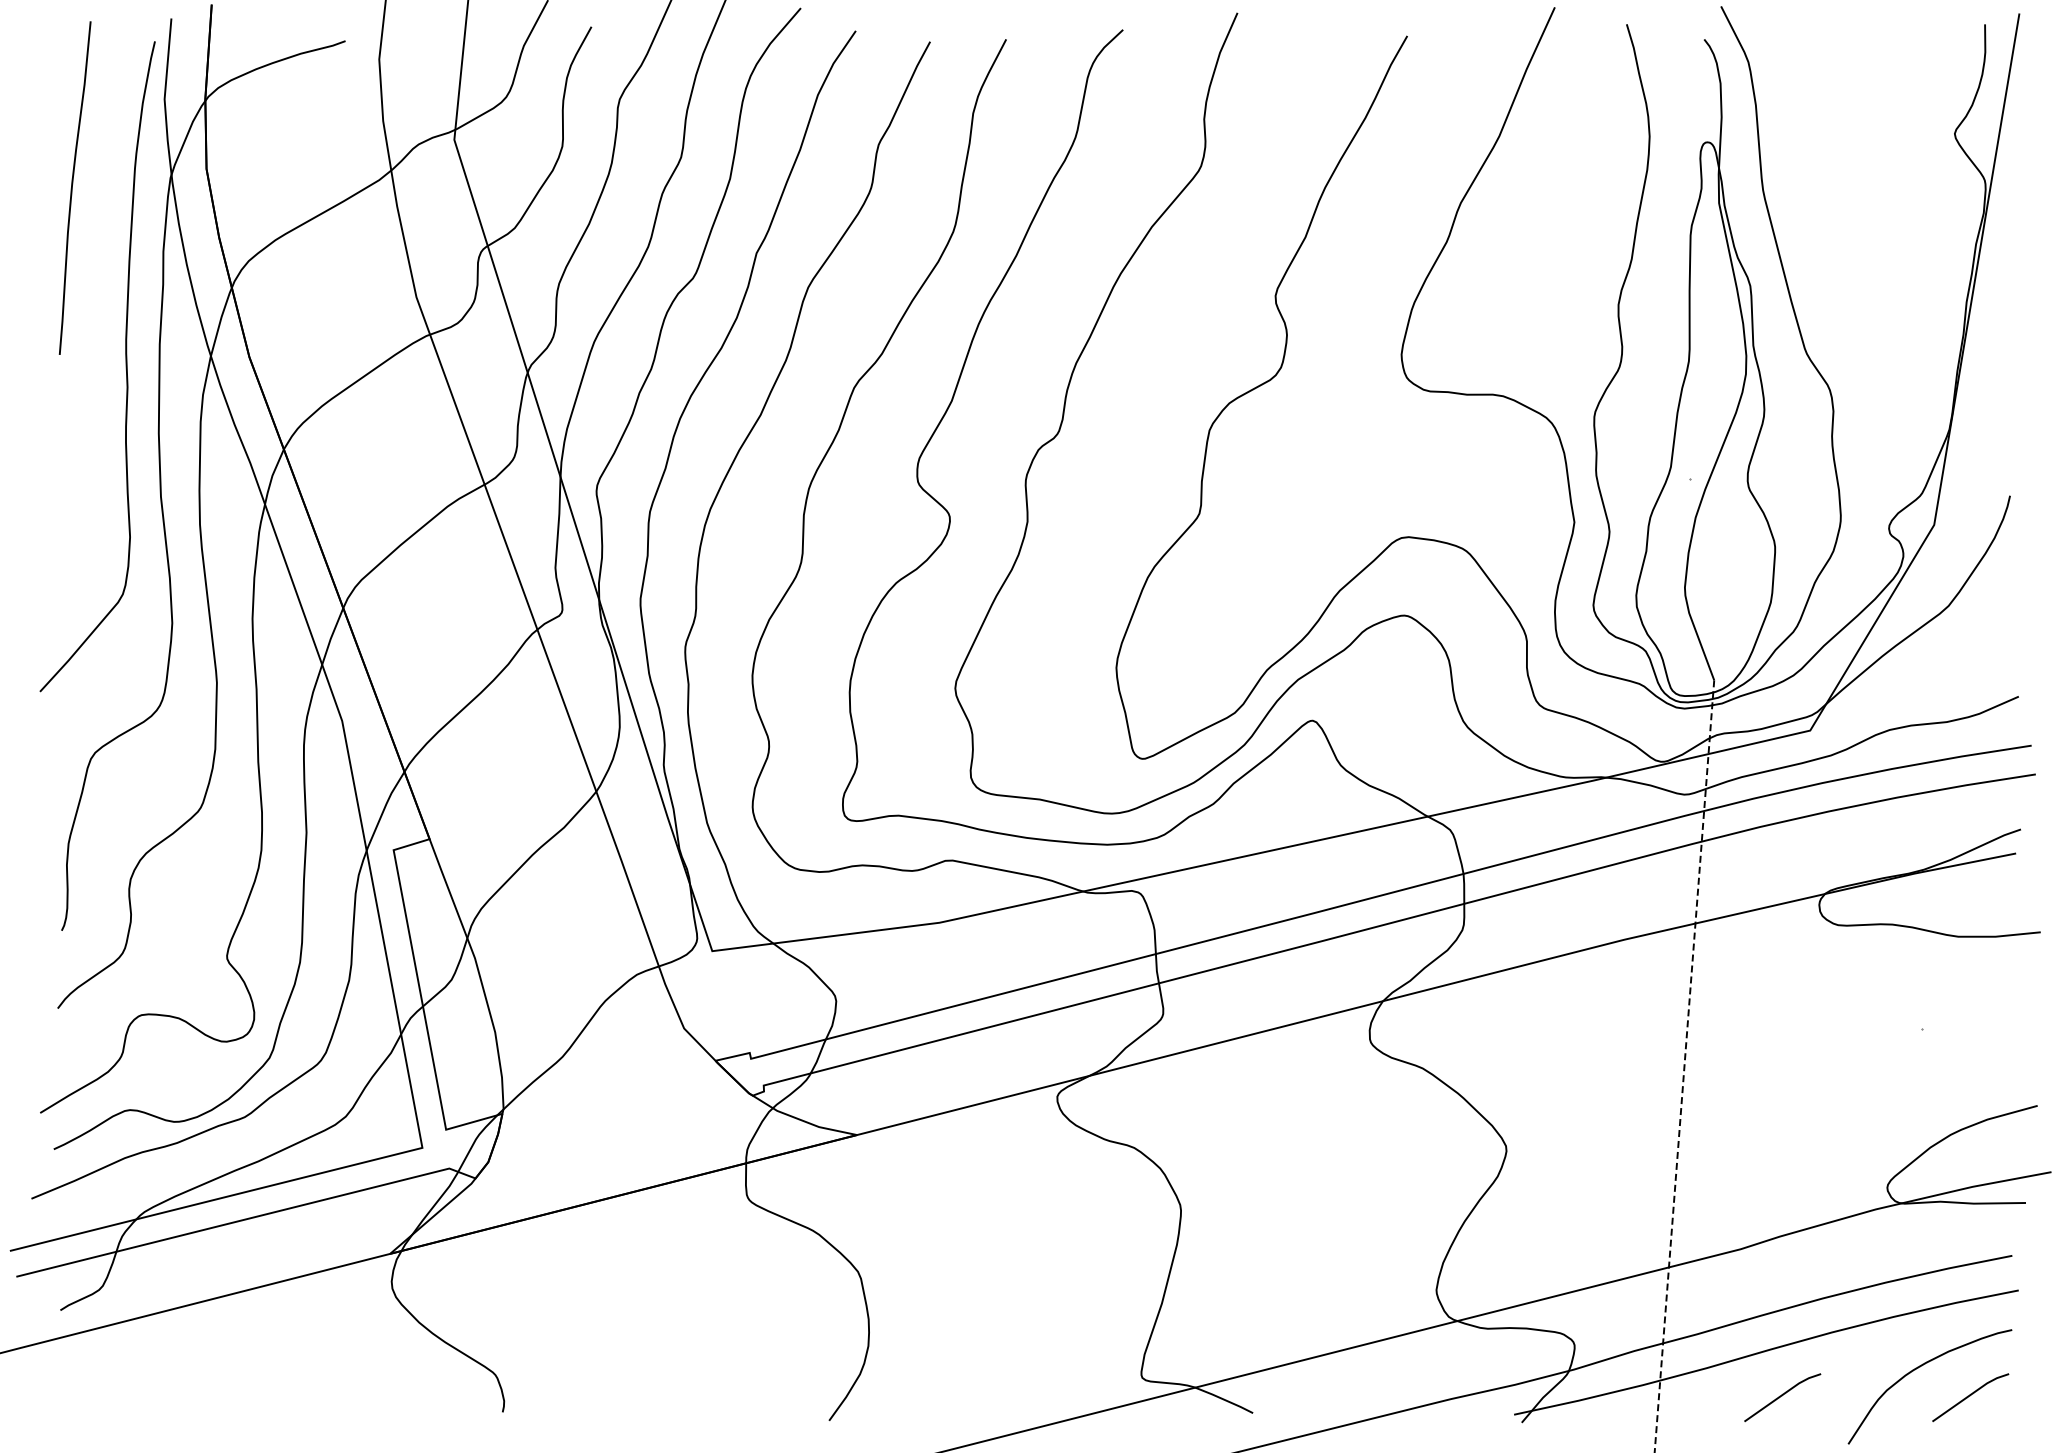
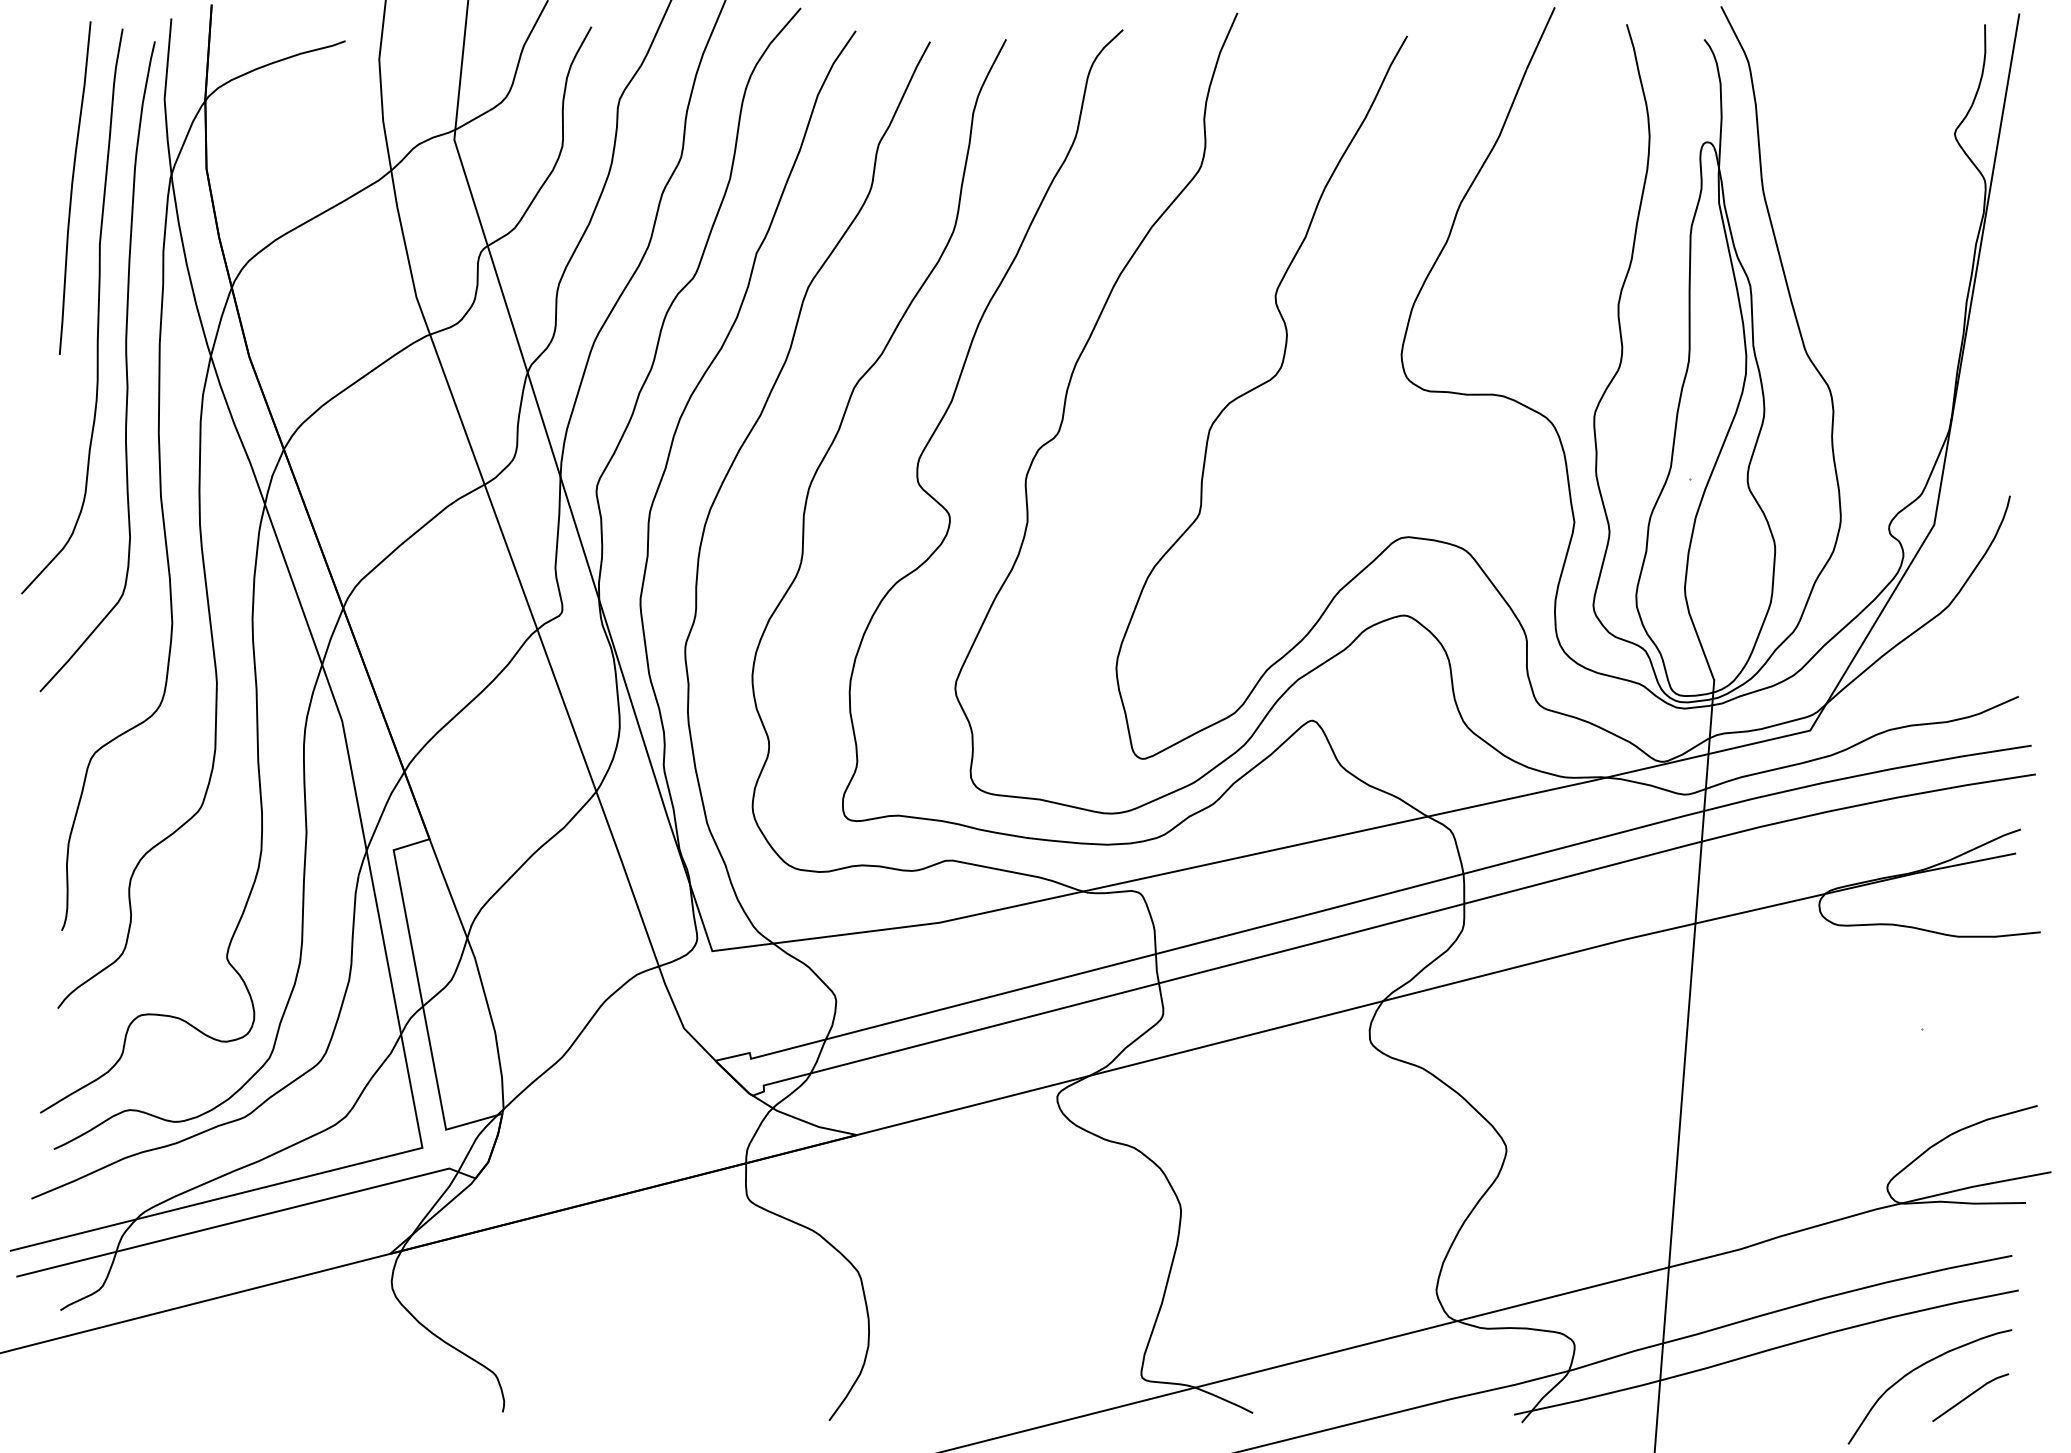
curve: none -> present (97, 311)
line: dashed -> solid (1684, 1066)
line: present -> none (1782, 1396)
